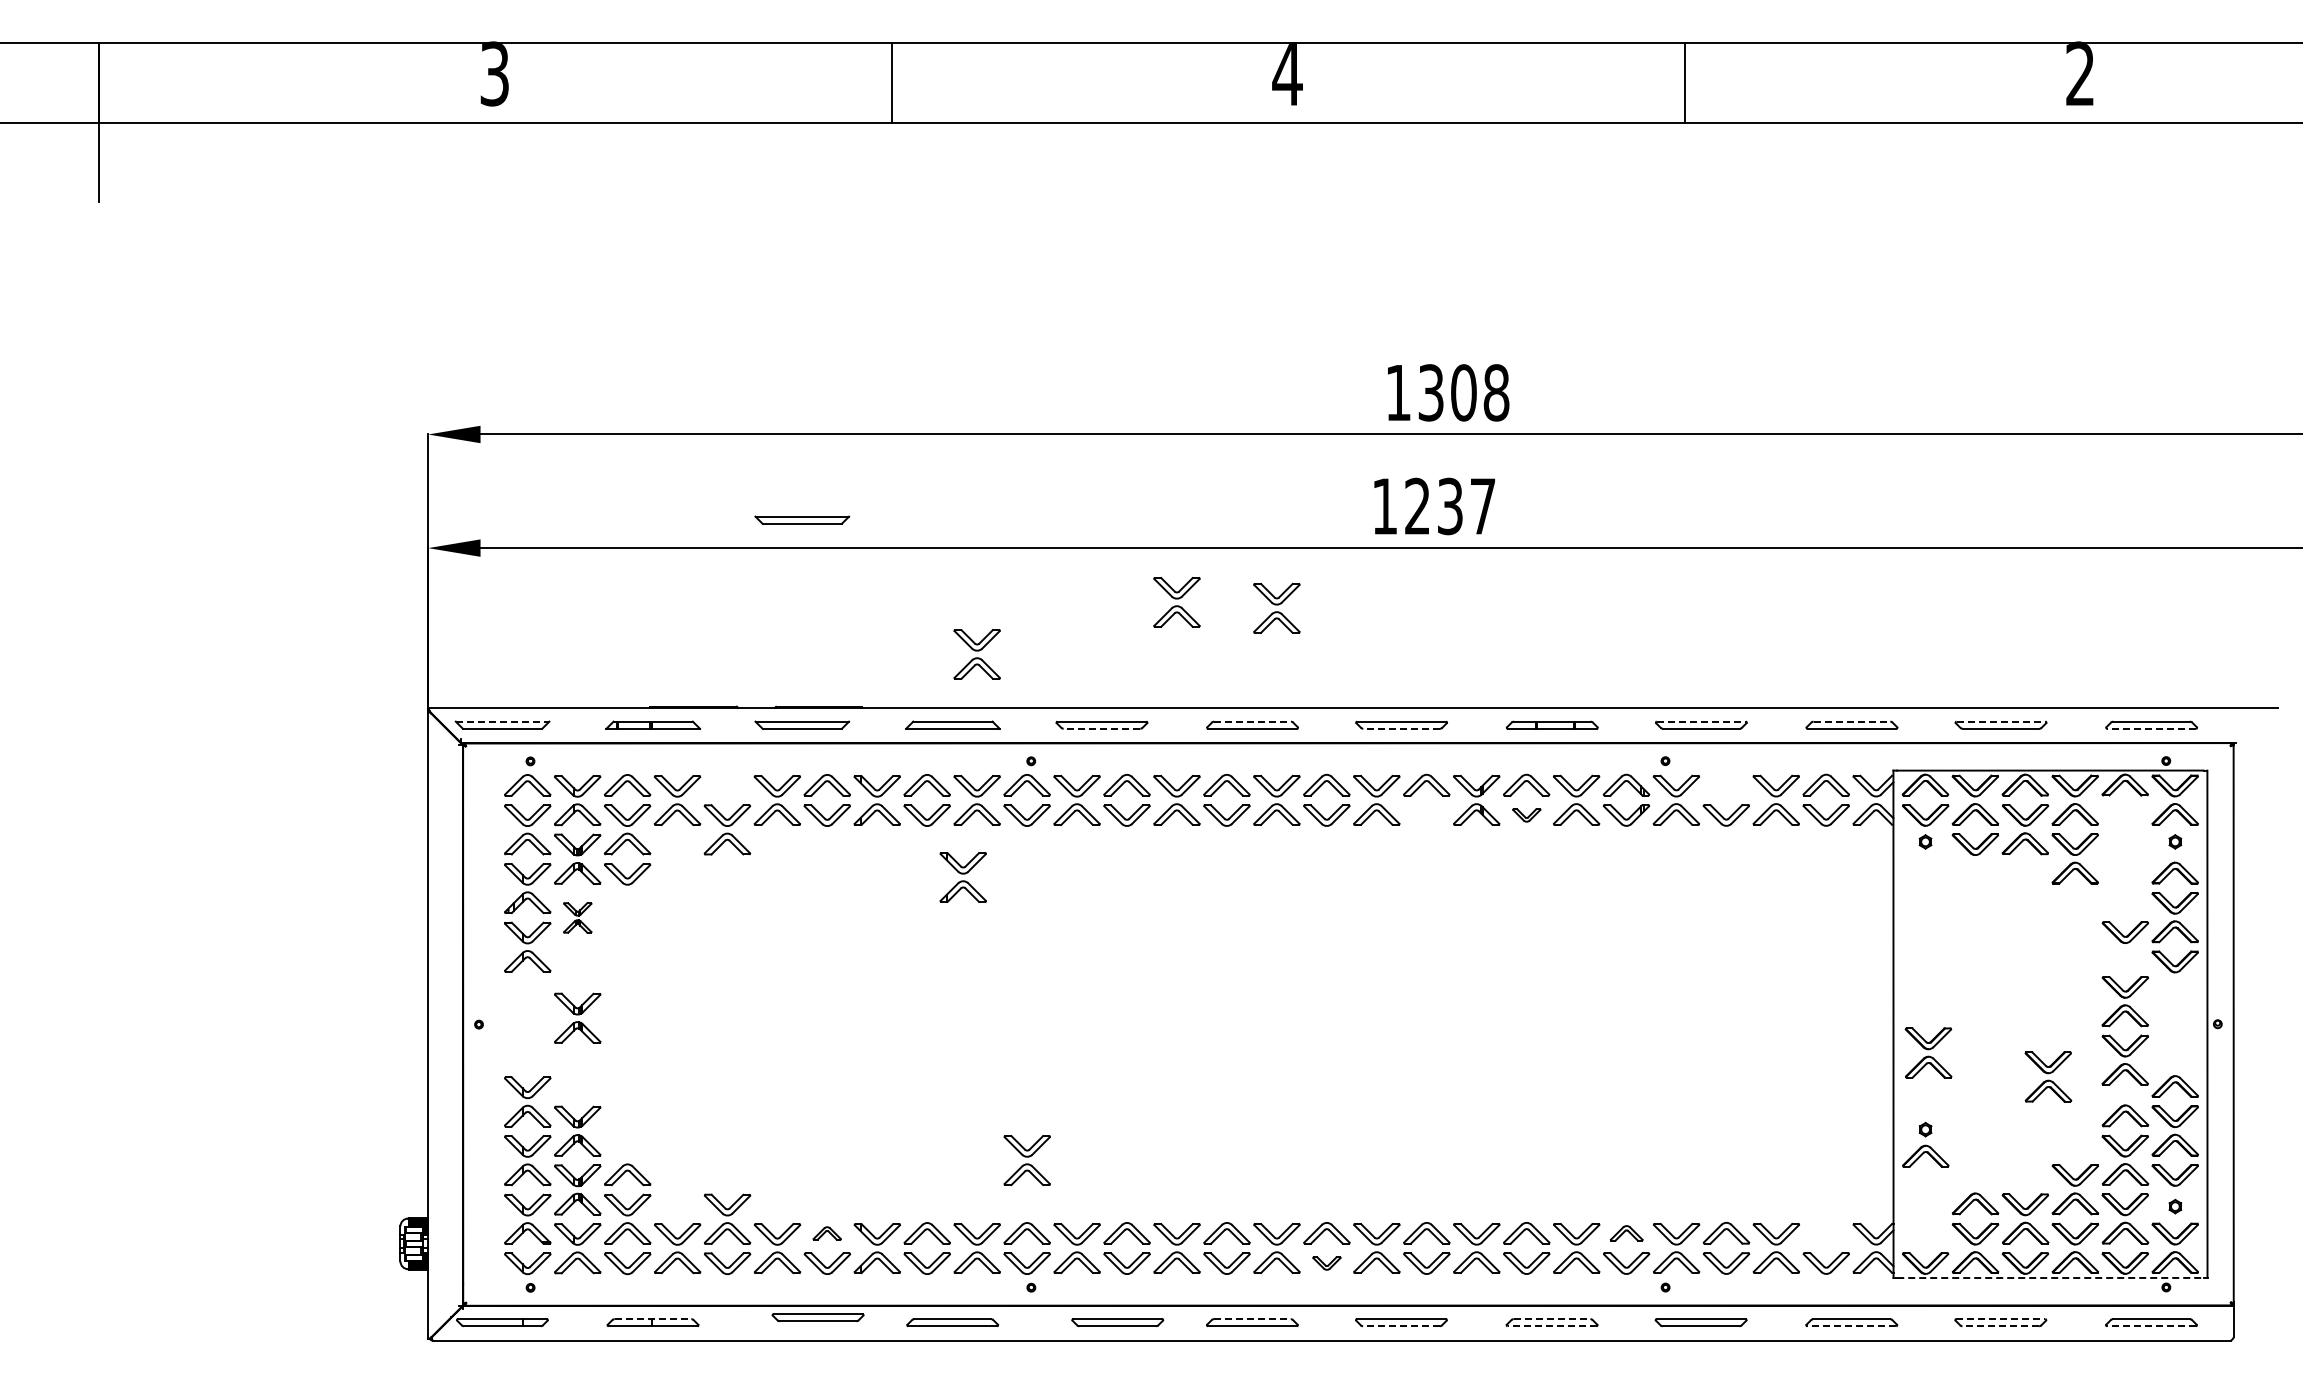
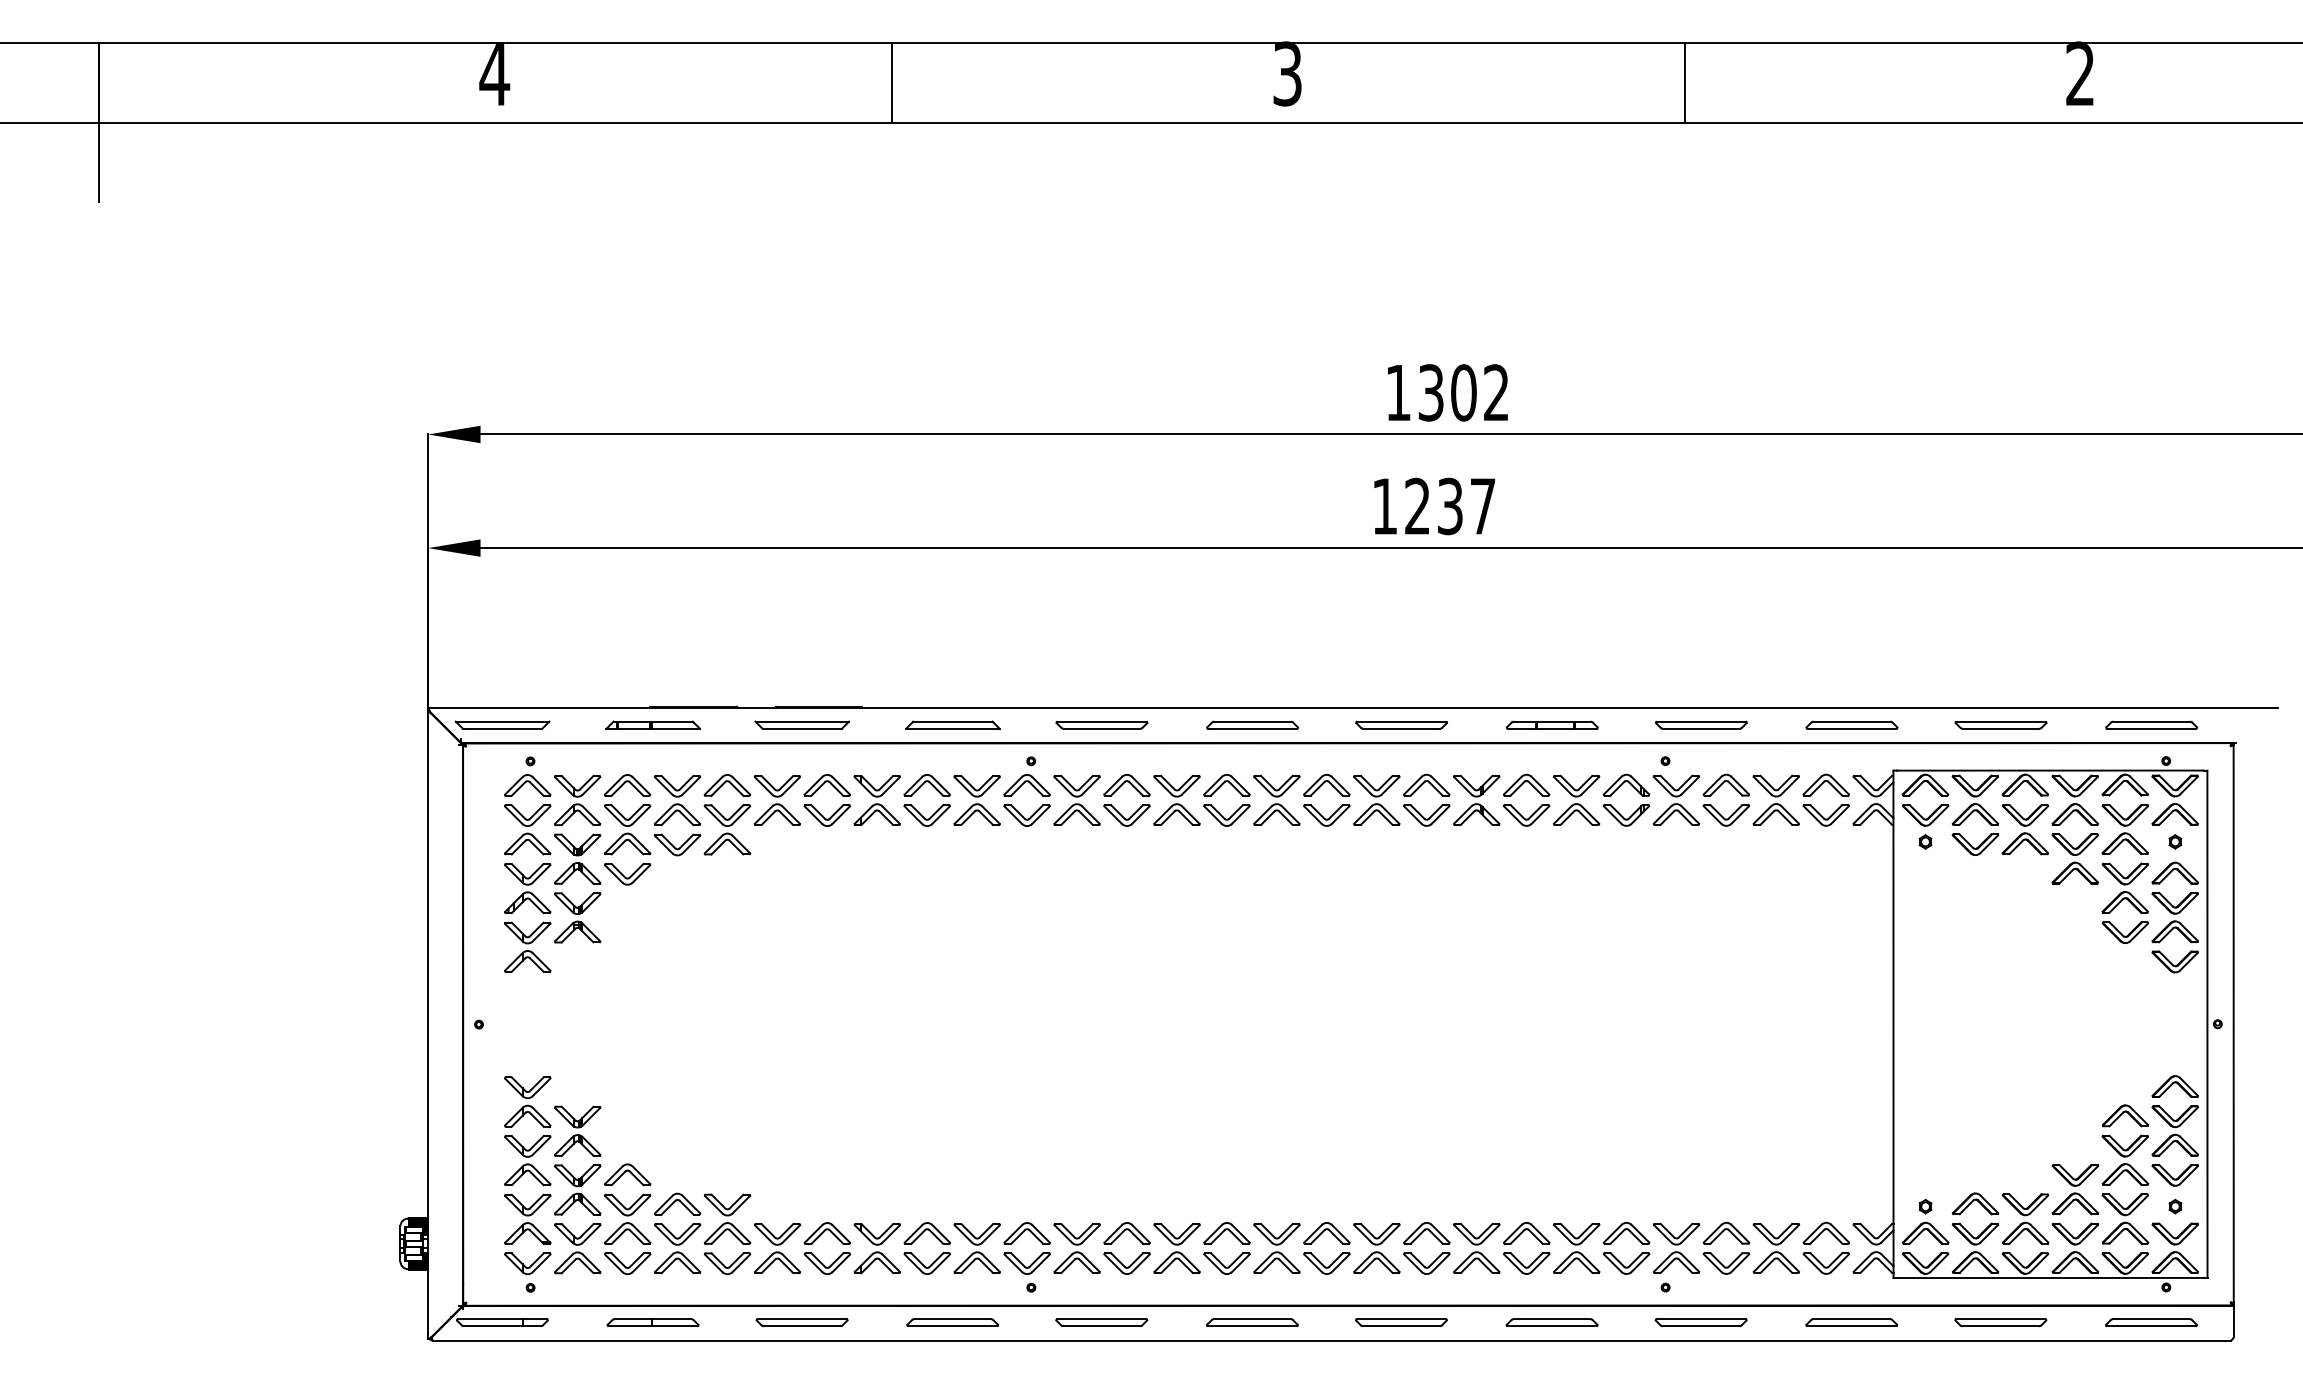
text: 3 -> 4 (494, 73)
text: 4 -> 3 (1287, 73)
text: 1308 -> 1302 (1496, 392)
part: present -> none (802, 519)
part: present -> none (1176, 602)
part: present -> none (1276, 607)
part: present -> none (976, 654)
line: dashed -> solid (502, 721)
line: dashed -> solid (1253, 721)
line: dashed -> solid (1701, 721)
line: dashed -> solid (1852, 721)
line: dashed -> solid (2001, 721)
line: dashed -> solid (1101, 728)
line: dashed -> solid (1401, 728)
line: dashed -> solid (2151, 728)
part: none -> present (1725, 784)
part: none -> present (727, 785)
part: none -> present (1426, 815)
part size: 30x15 px -> 48x23 px (1526, 815)
part: none -> present (677, 844)
part: present -> none (962, 877)
part size: 30x32 px -> 48x52 px (577, 917)
part: present -> none (577, 1017)
part position: (2115, 1021) -> (2115, 849) (2115, 849)
part: present -> none (1928, 1052)
part: present -> none (2048, 1076)
part position: (1925, 1144) -> (1925, 1221) (1925, 1221)
part: present -> none (1026, 1160)
part: none -> present (677, 1203)
part: none -> present (1825, 1232)
part size: 30x15 px -> 48x23 px (826, 1233)
part size: 35x17 px -> 48x23 px (1626, 1233)
part size: 30x15 px -> 48x23 px (1326, 1263)
line: dashed -> solid (2051, 1277)
part position: (817, 1317) -> (801, 1322) (801, 1322)
line: dashed -> solid (653, 1319)
line: dashed -> solid (1252, 1319)
line: dashed -> solid (1552, 1319)
line: dashed -> solid (2001, 1319)
part position: (1117, 1322) -> (1101, 1322) (1101, 1322)
line: dashed -> solid (1400, 1326)
line: dashed -> solid (1551, 1326)
line: dashed -> solid (1851, 1326)
line: dashed -> solid (2000, 1326)
line: dashed -> solid (2150, 1326)
